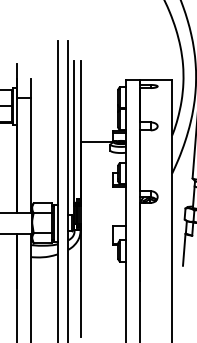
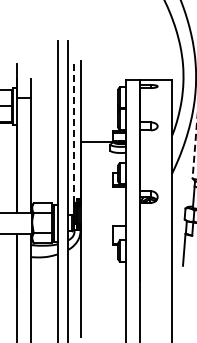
line: solid -> dashed (74, 132)
line: solid -> dashed (194, 151)
